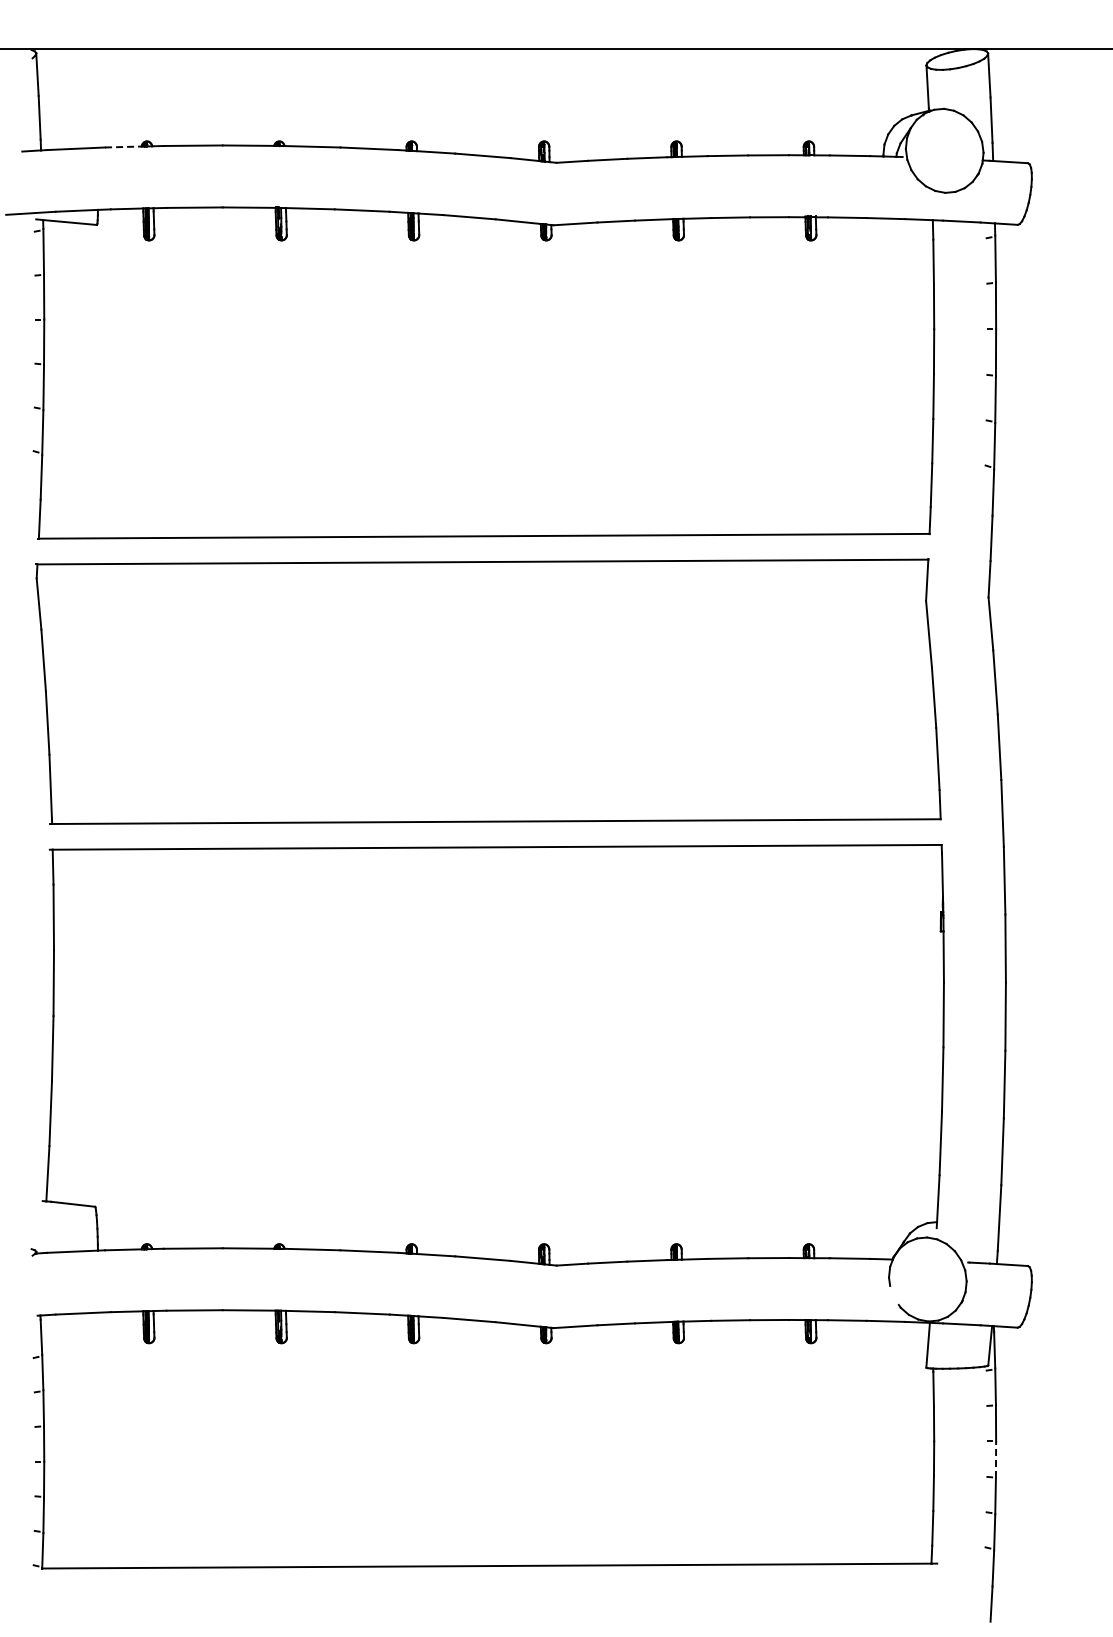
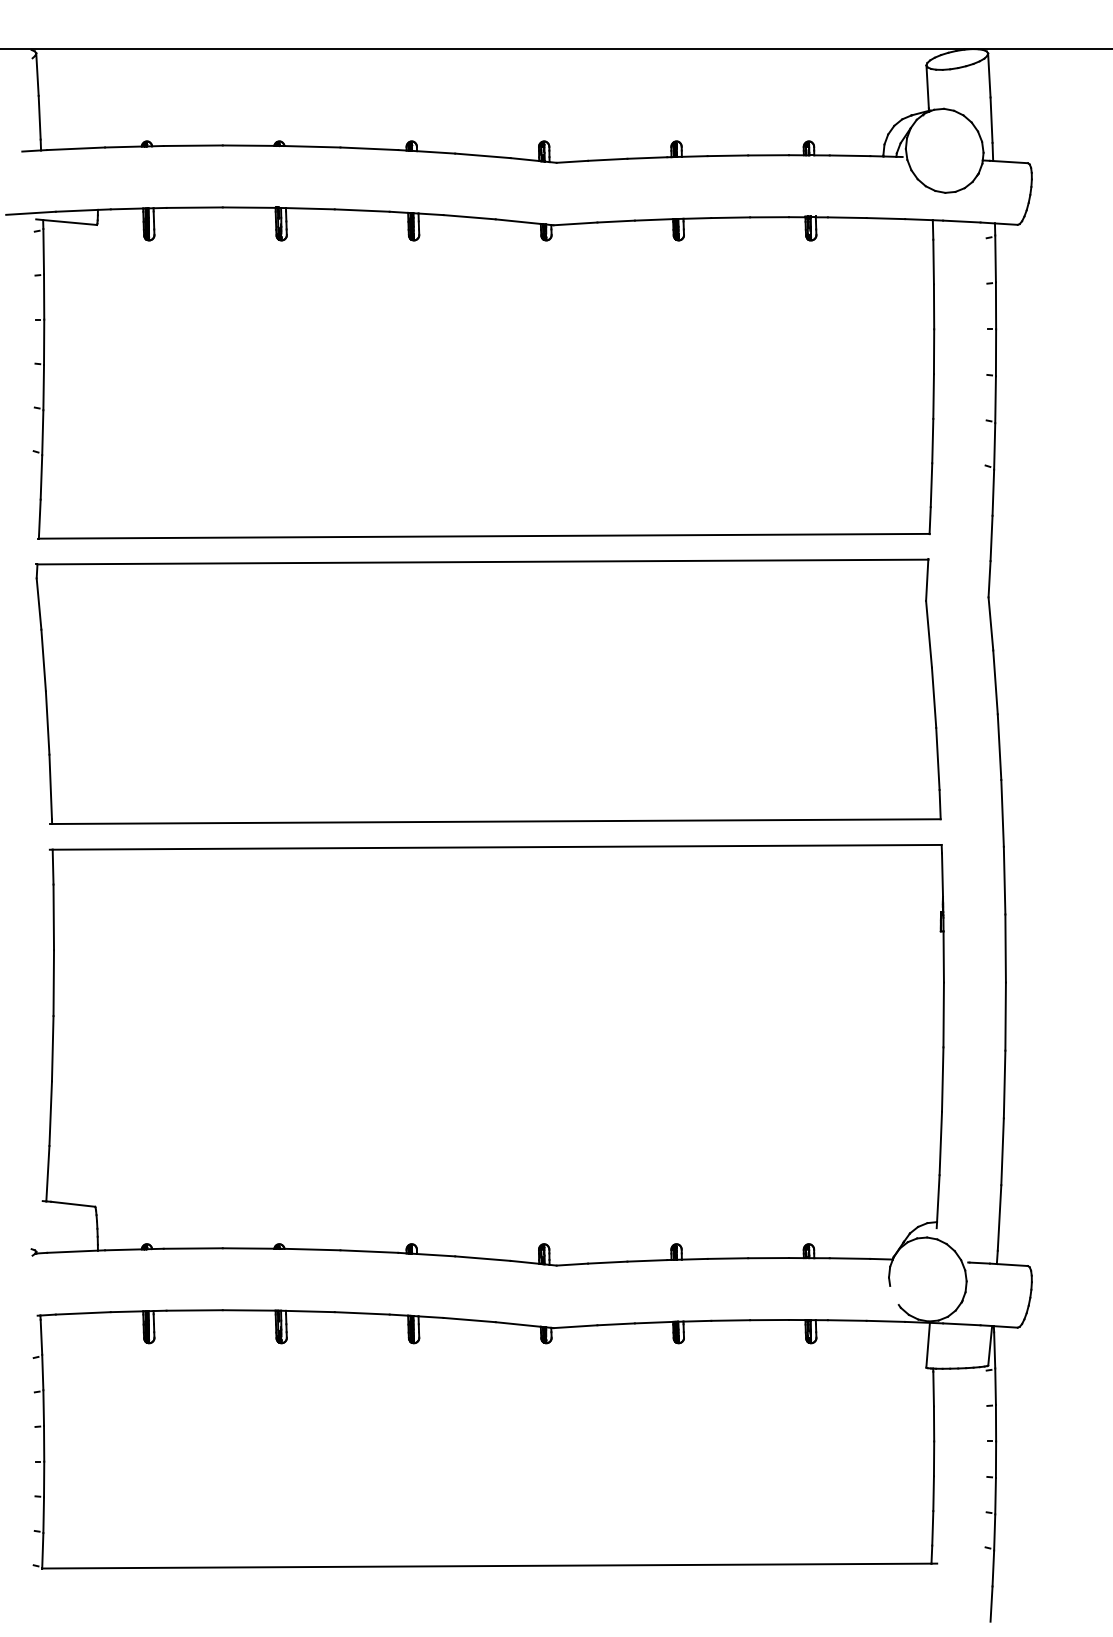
line: dashed -> solid (123, 147)
line: dashed -> solid (996, 1459)
